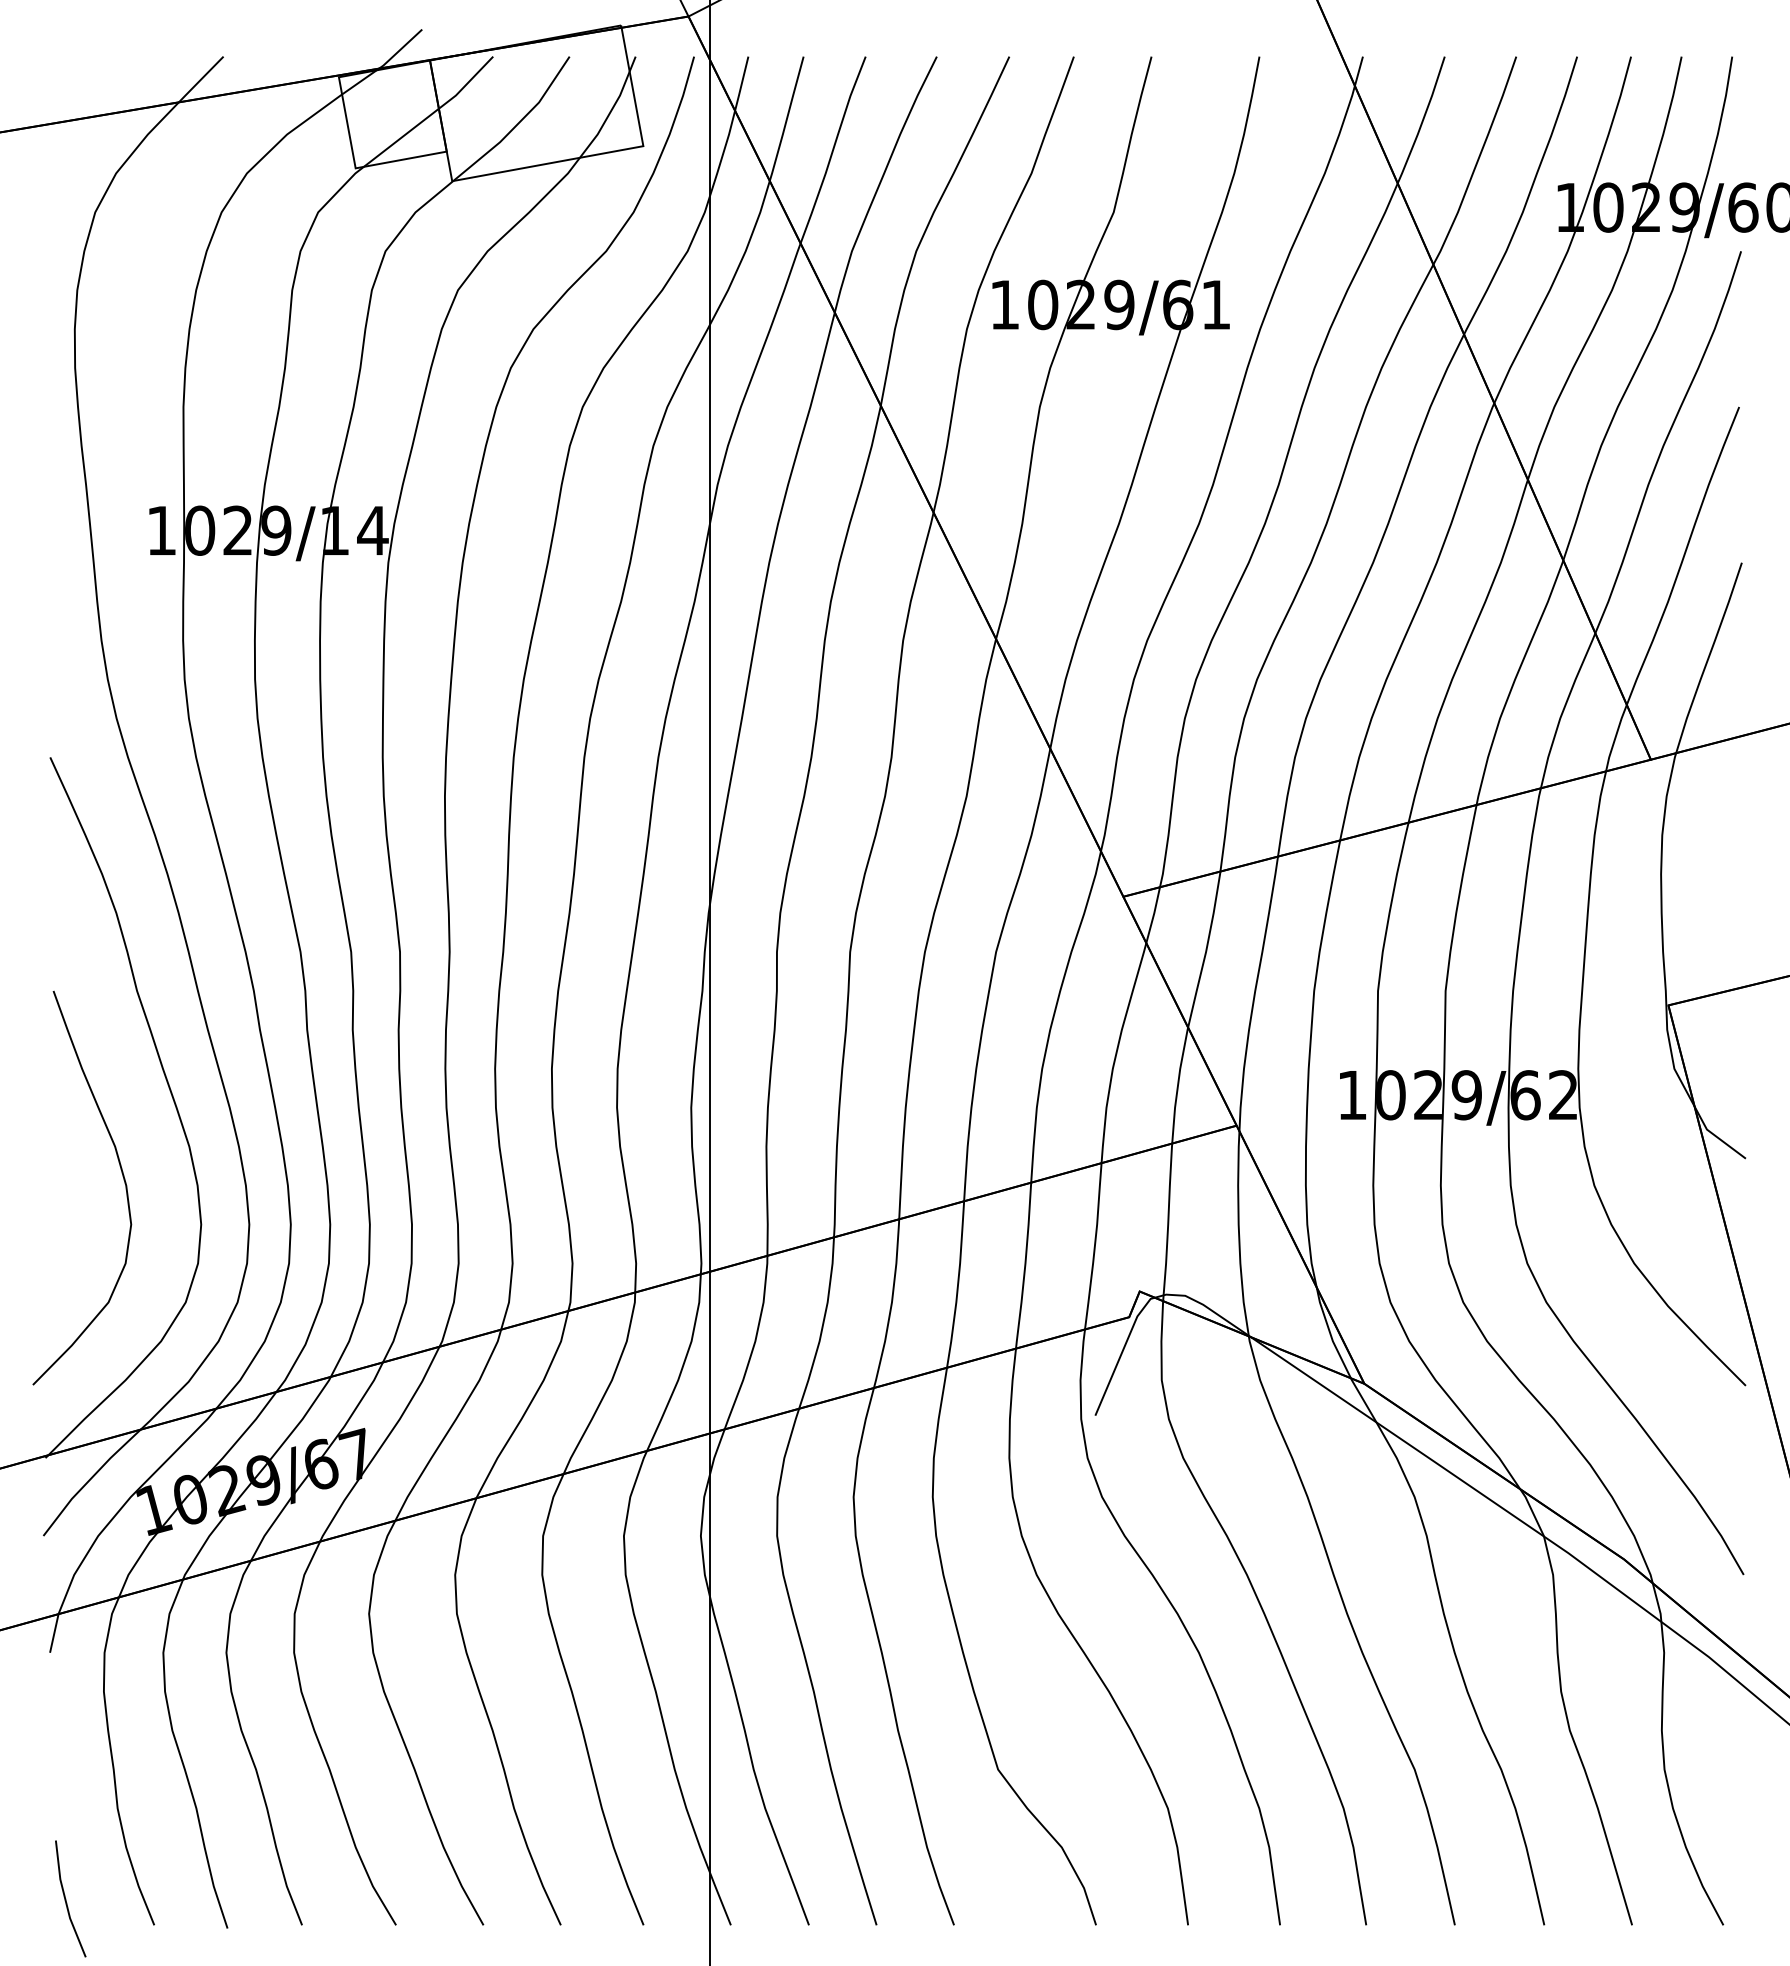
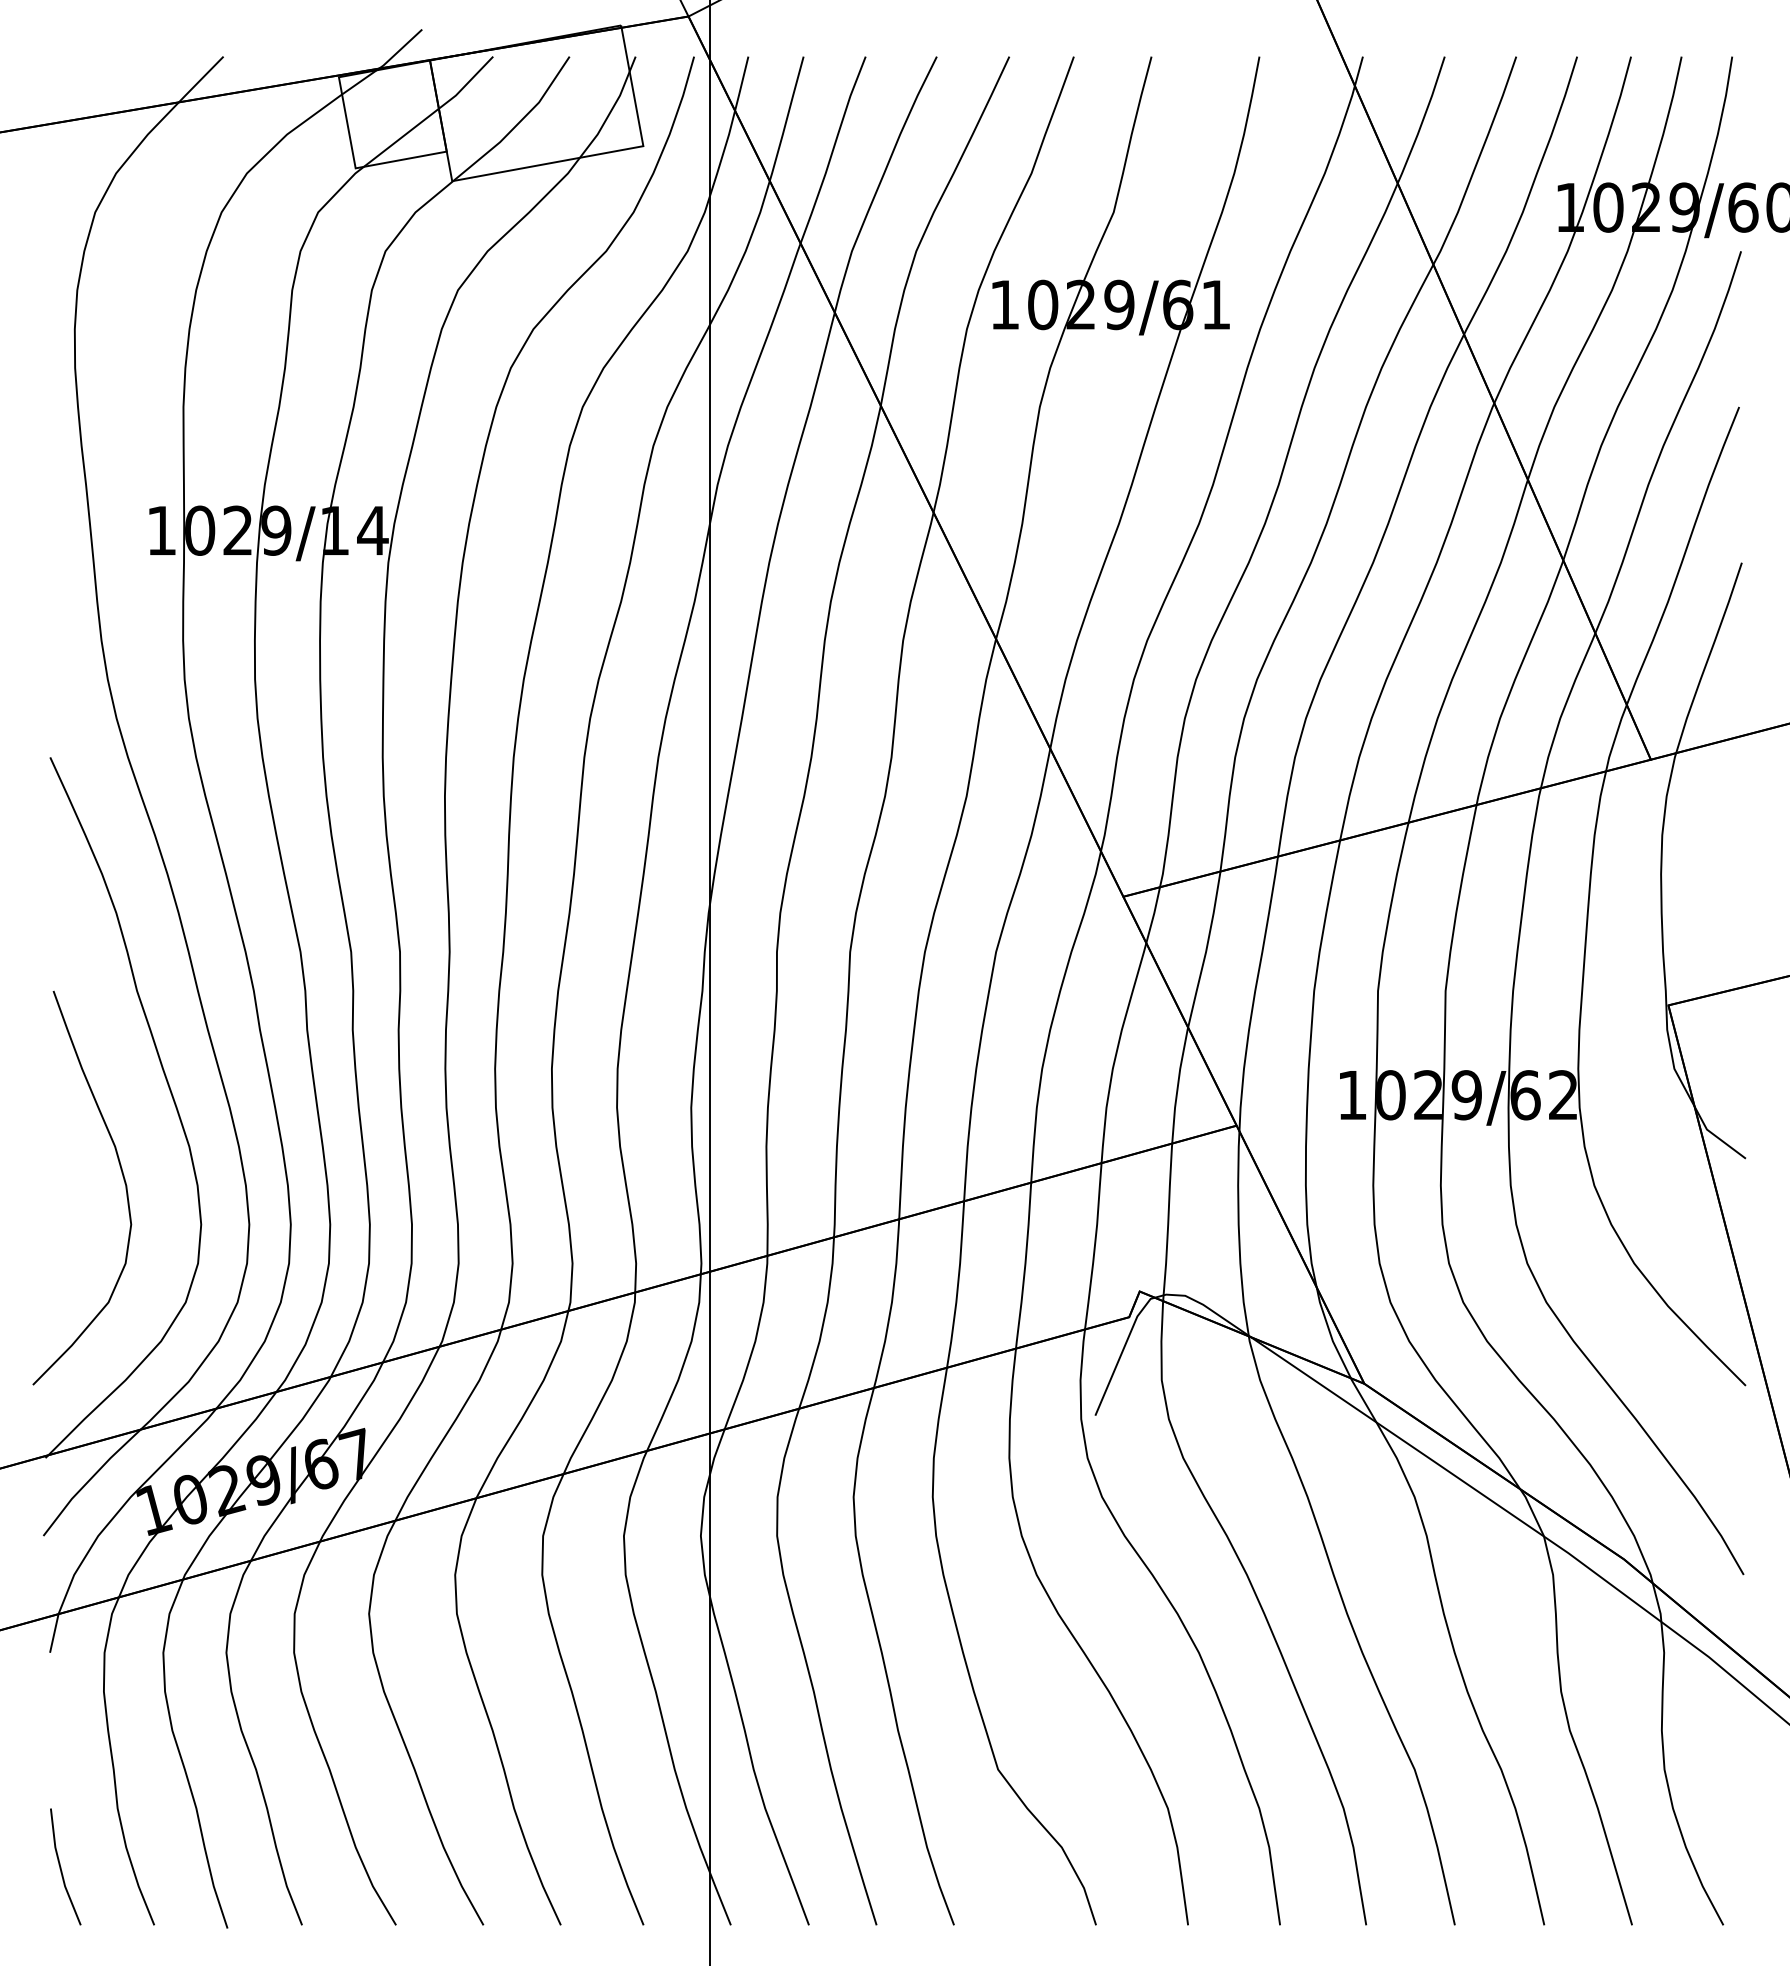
line position: (66, 1899) -> (61, 1867) (61, 1867)
